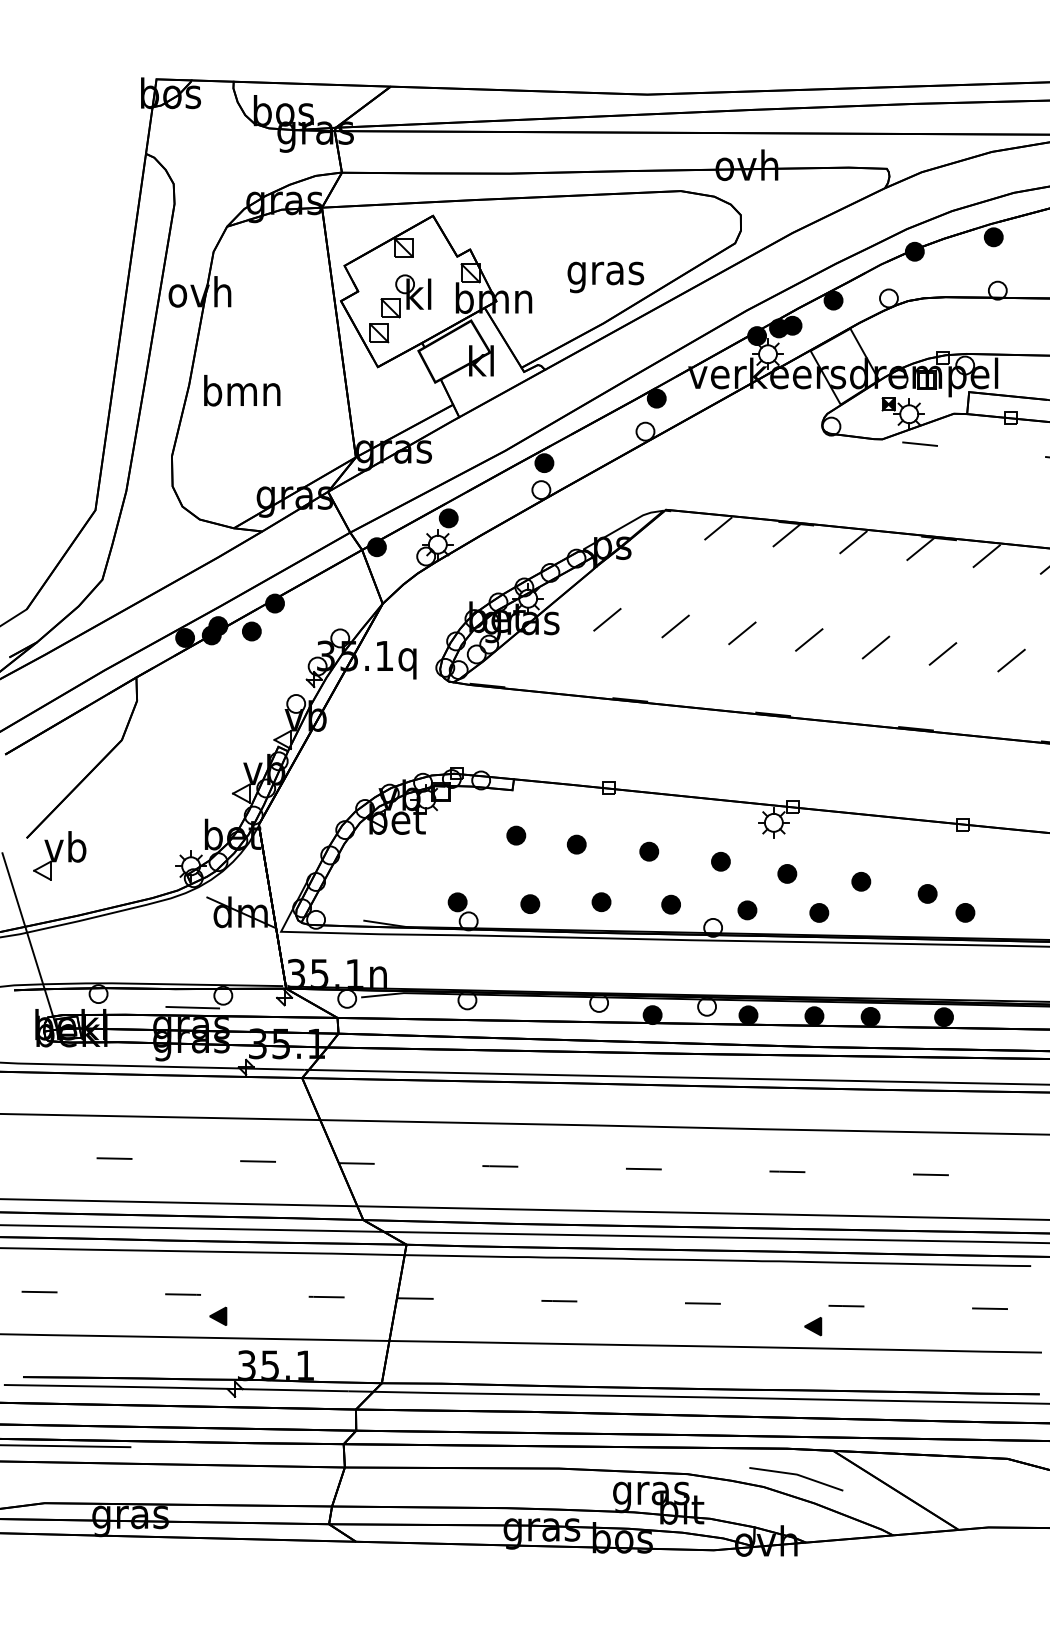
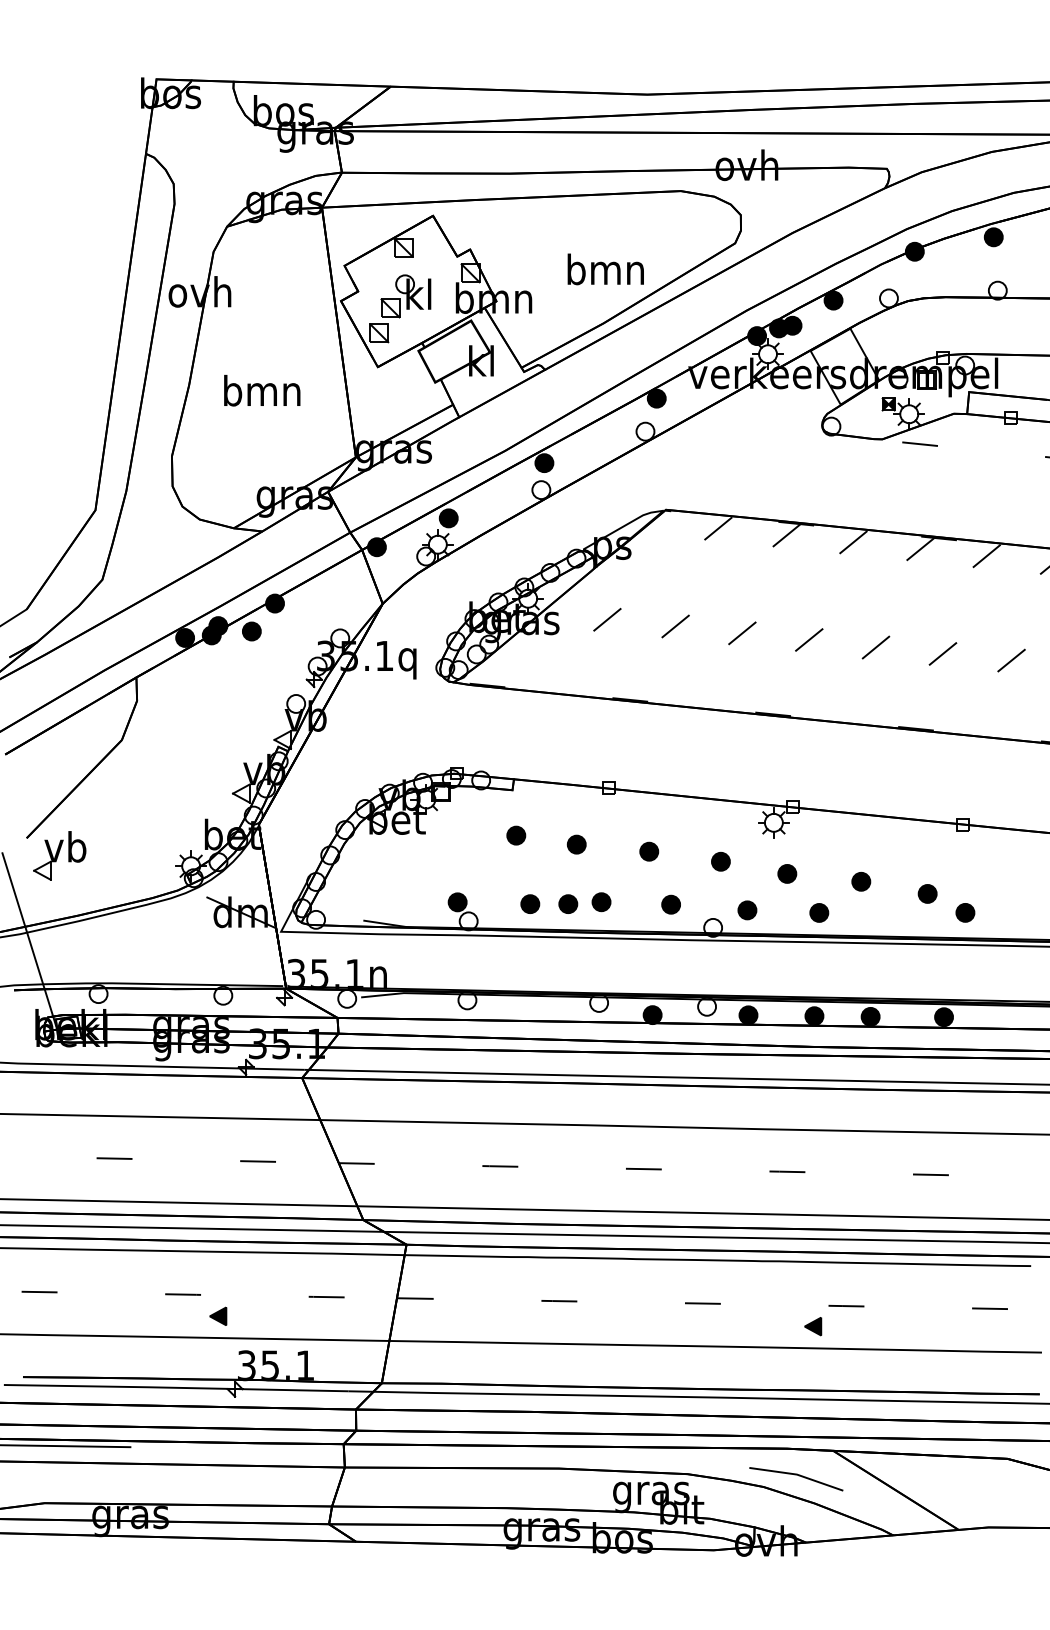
text: gras -> bmn (605, 273)
text position: (242, 390) -> (262, 390) (262, 390)
part: none -> present (568, 903)
line: present -> none (192, 1007)
